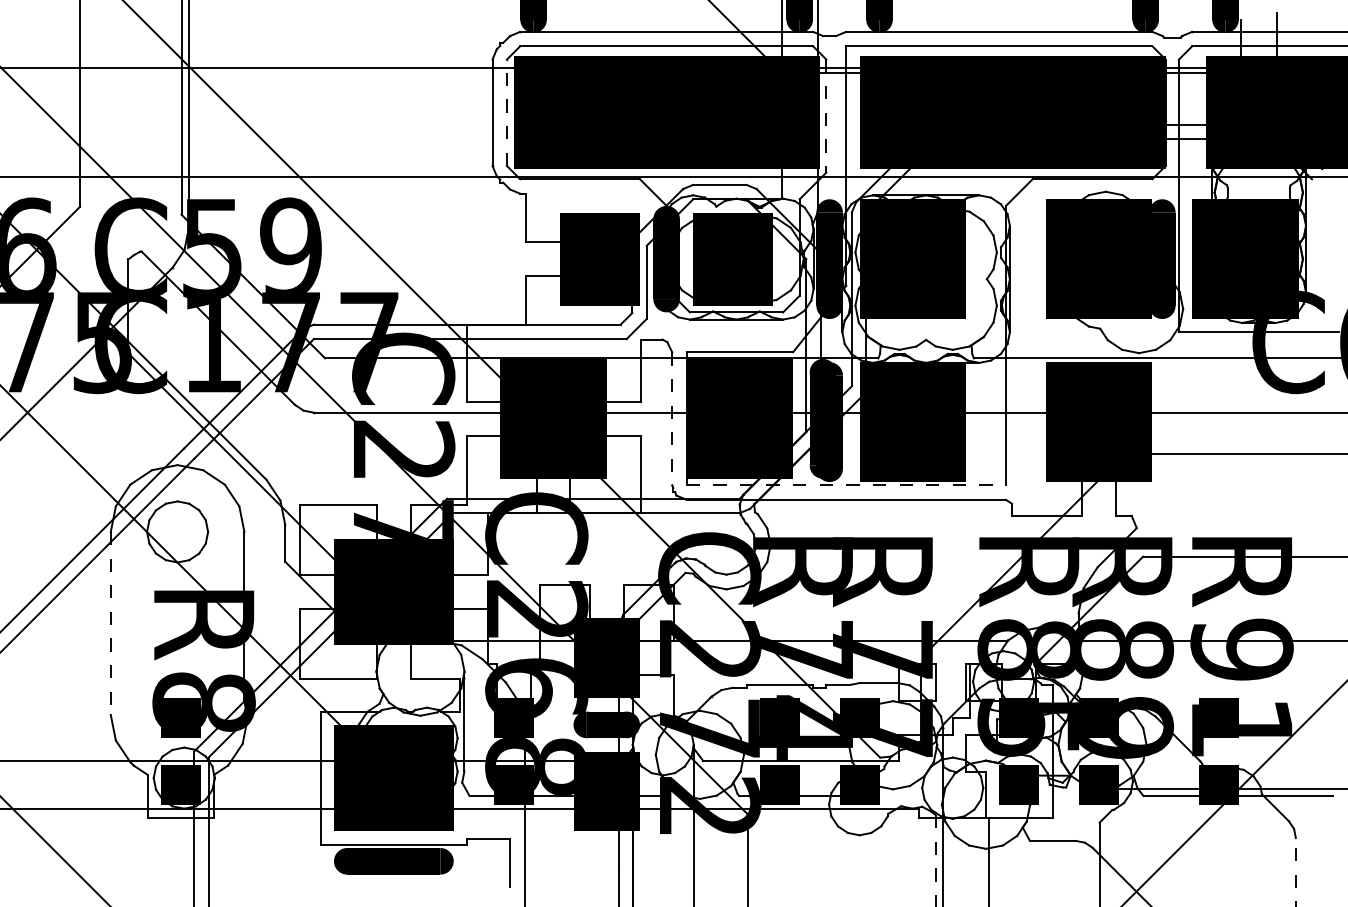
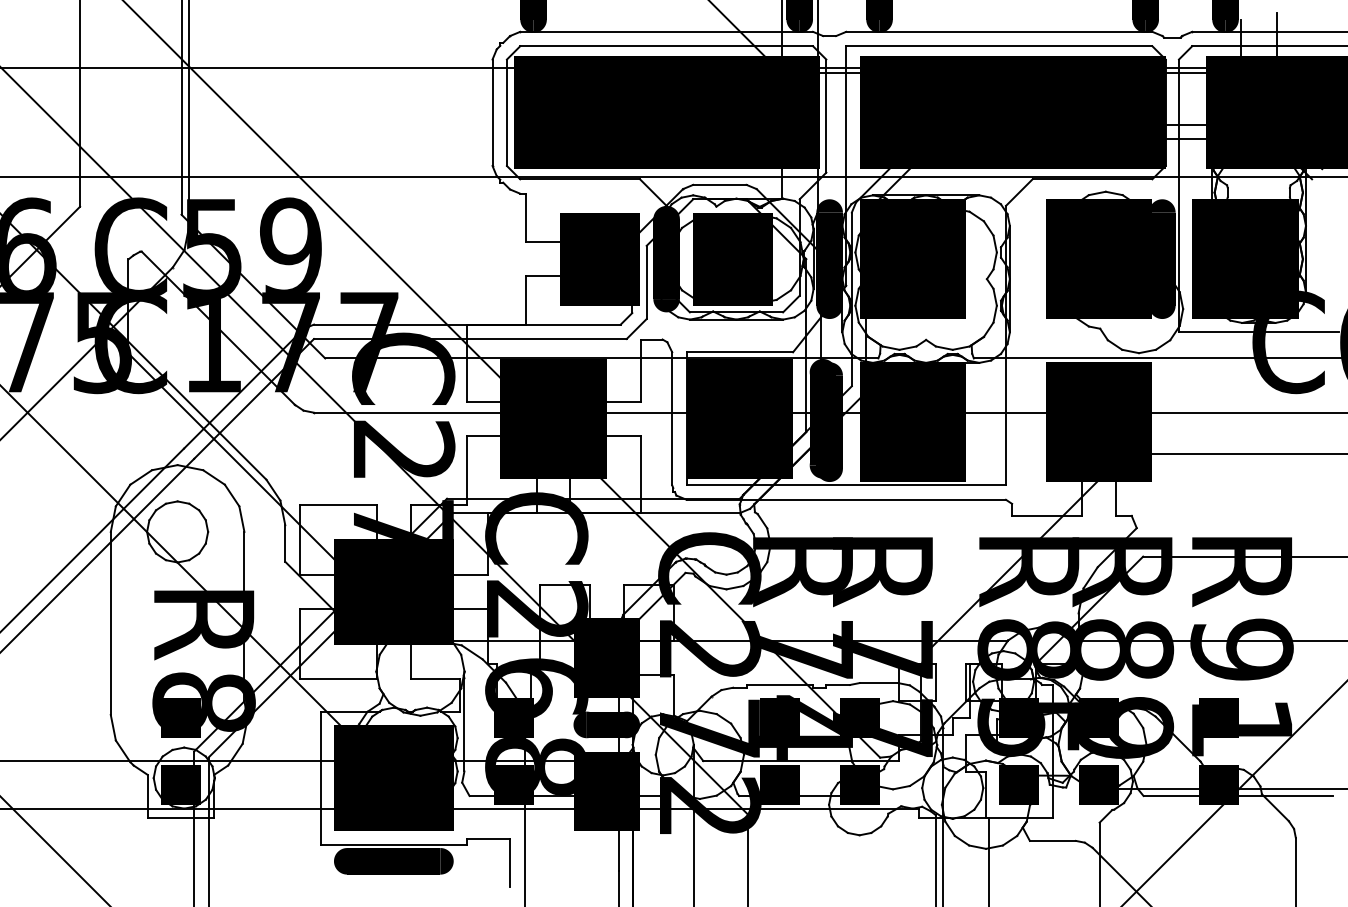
line: dashed -> solid (506, 112)
line: dashed -> solid (826, 116)
line: dashed -> solid (672, 418)
line: dashed -> solid (846, 485)
line: dashed -> solid (110, 623)
line: dashed -> solid (935, 860)
line: dashed -> solid (1295, 871)
